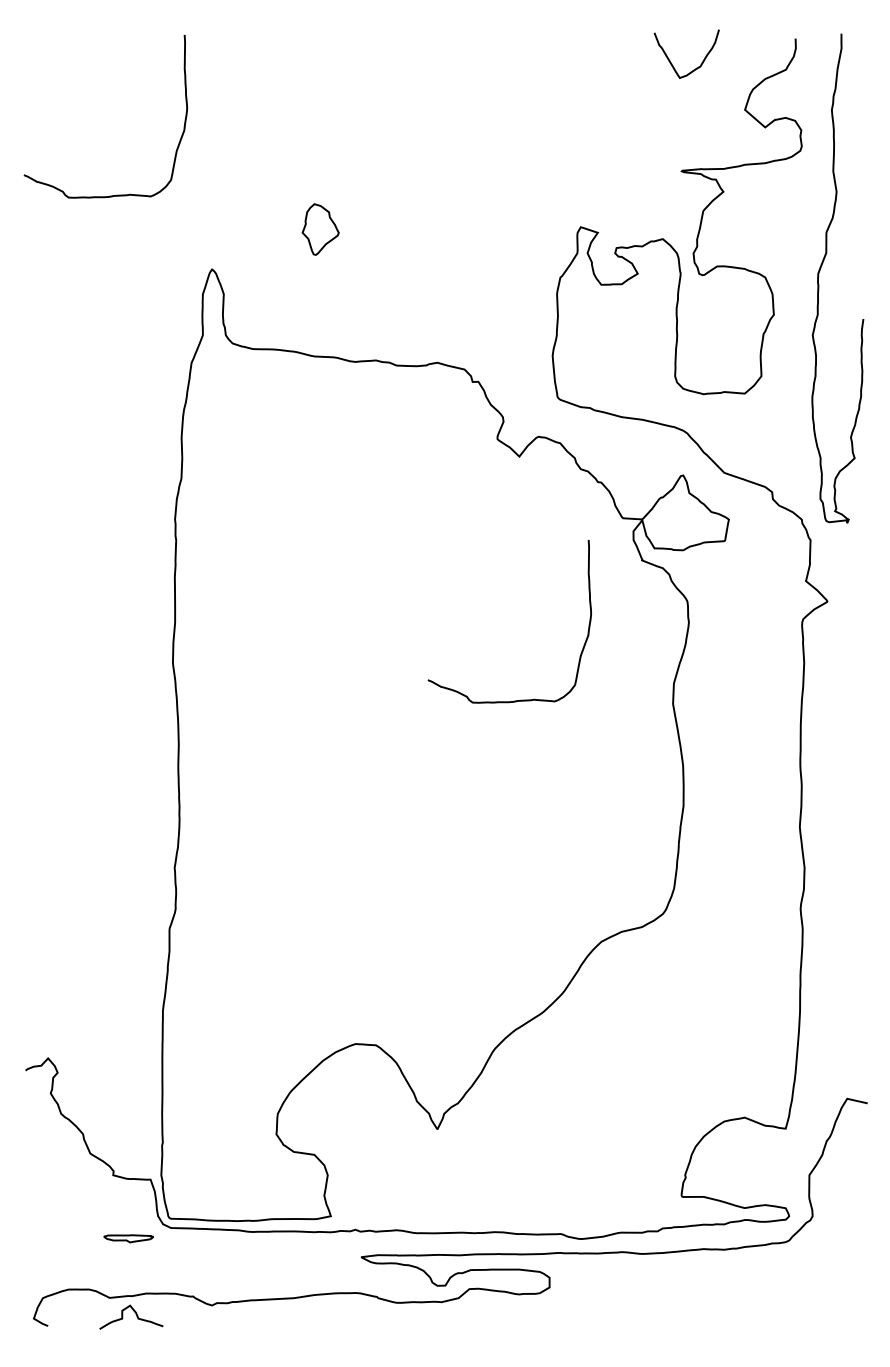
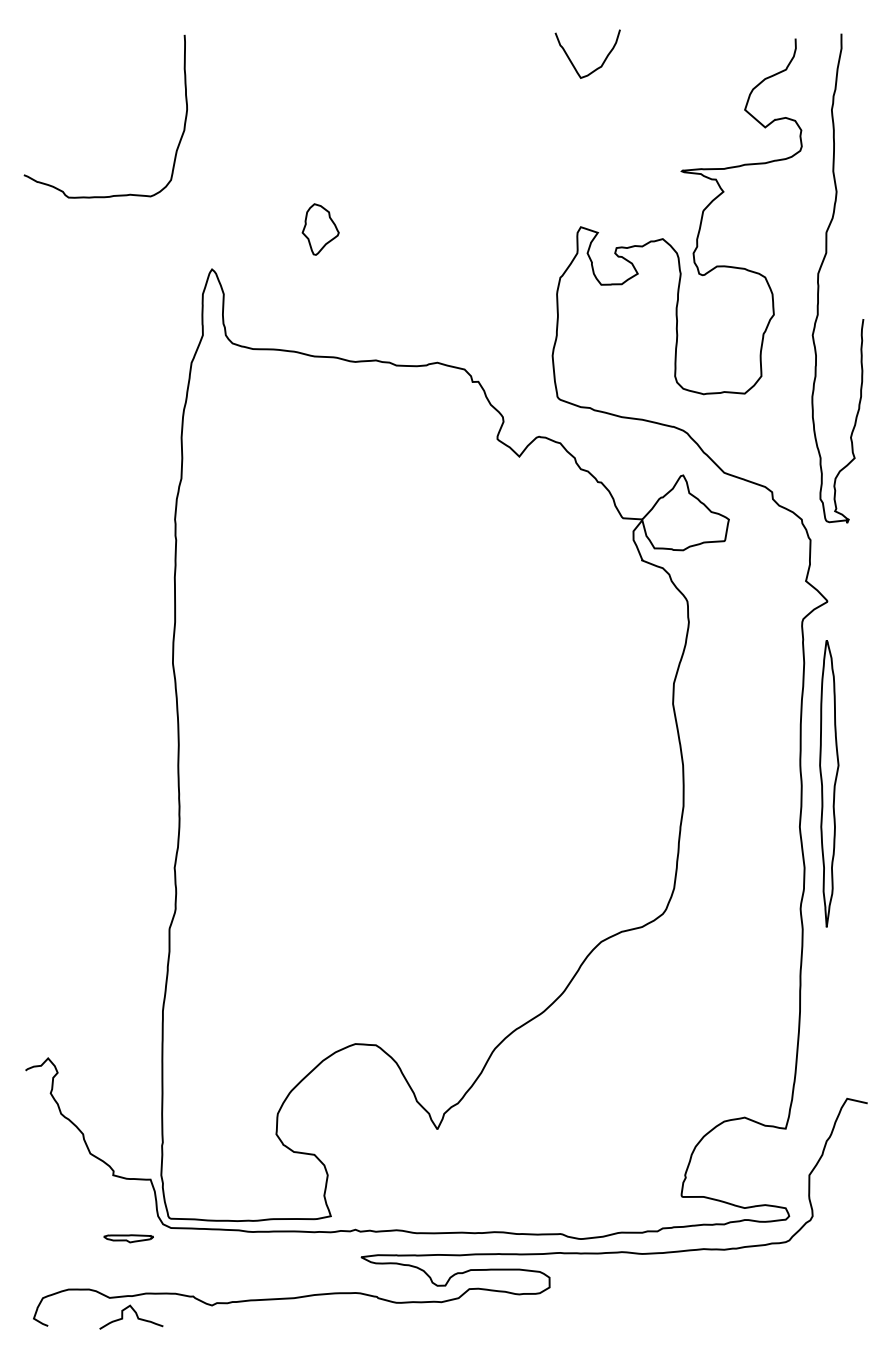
curve position: (672, 63) -> (573, 63) (573, 63)
curve: present -> none (582, 647)
part: none -> present (829, 783)
